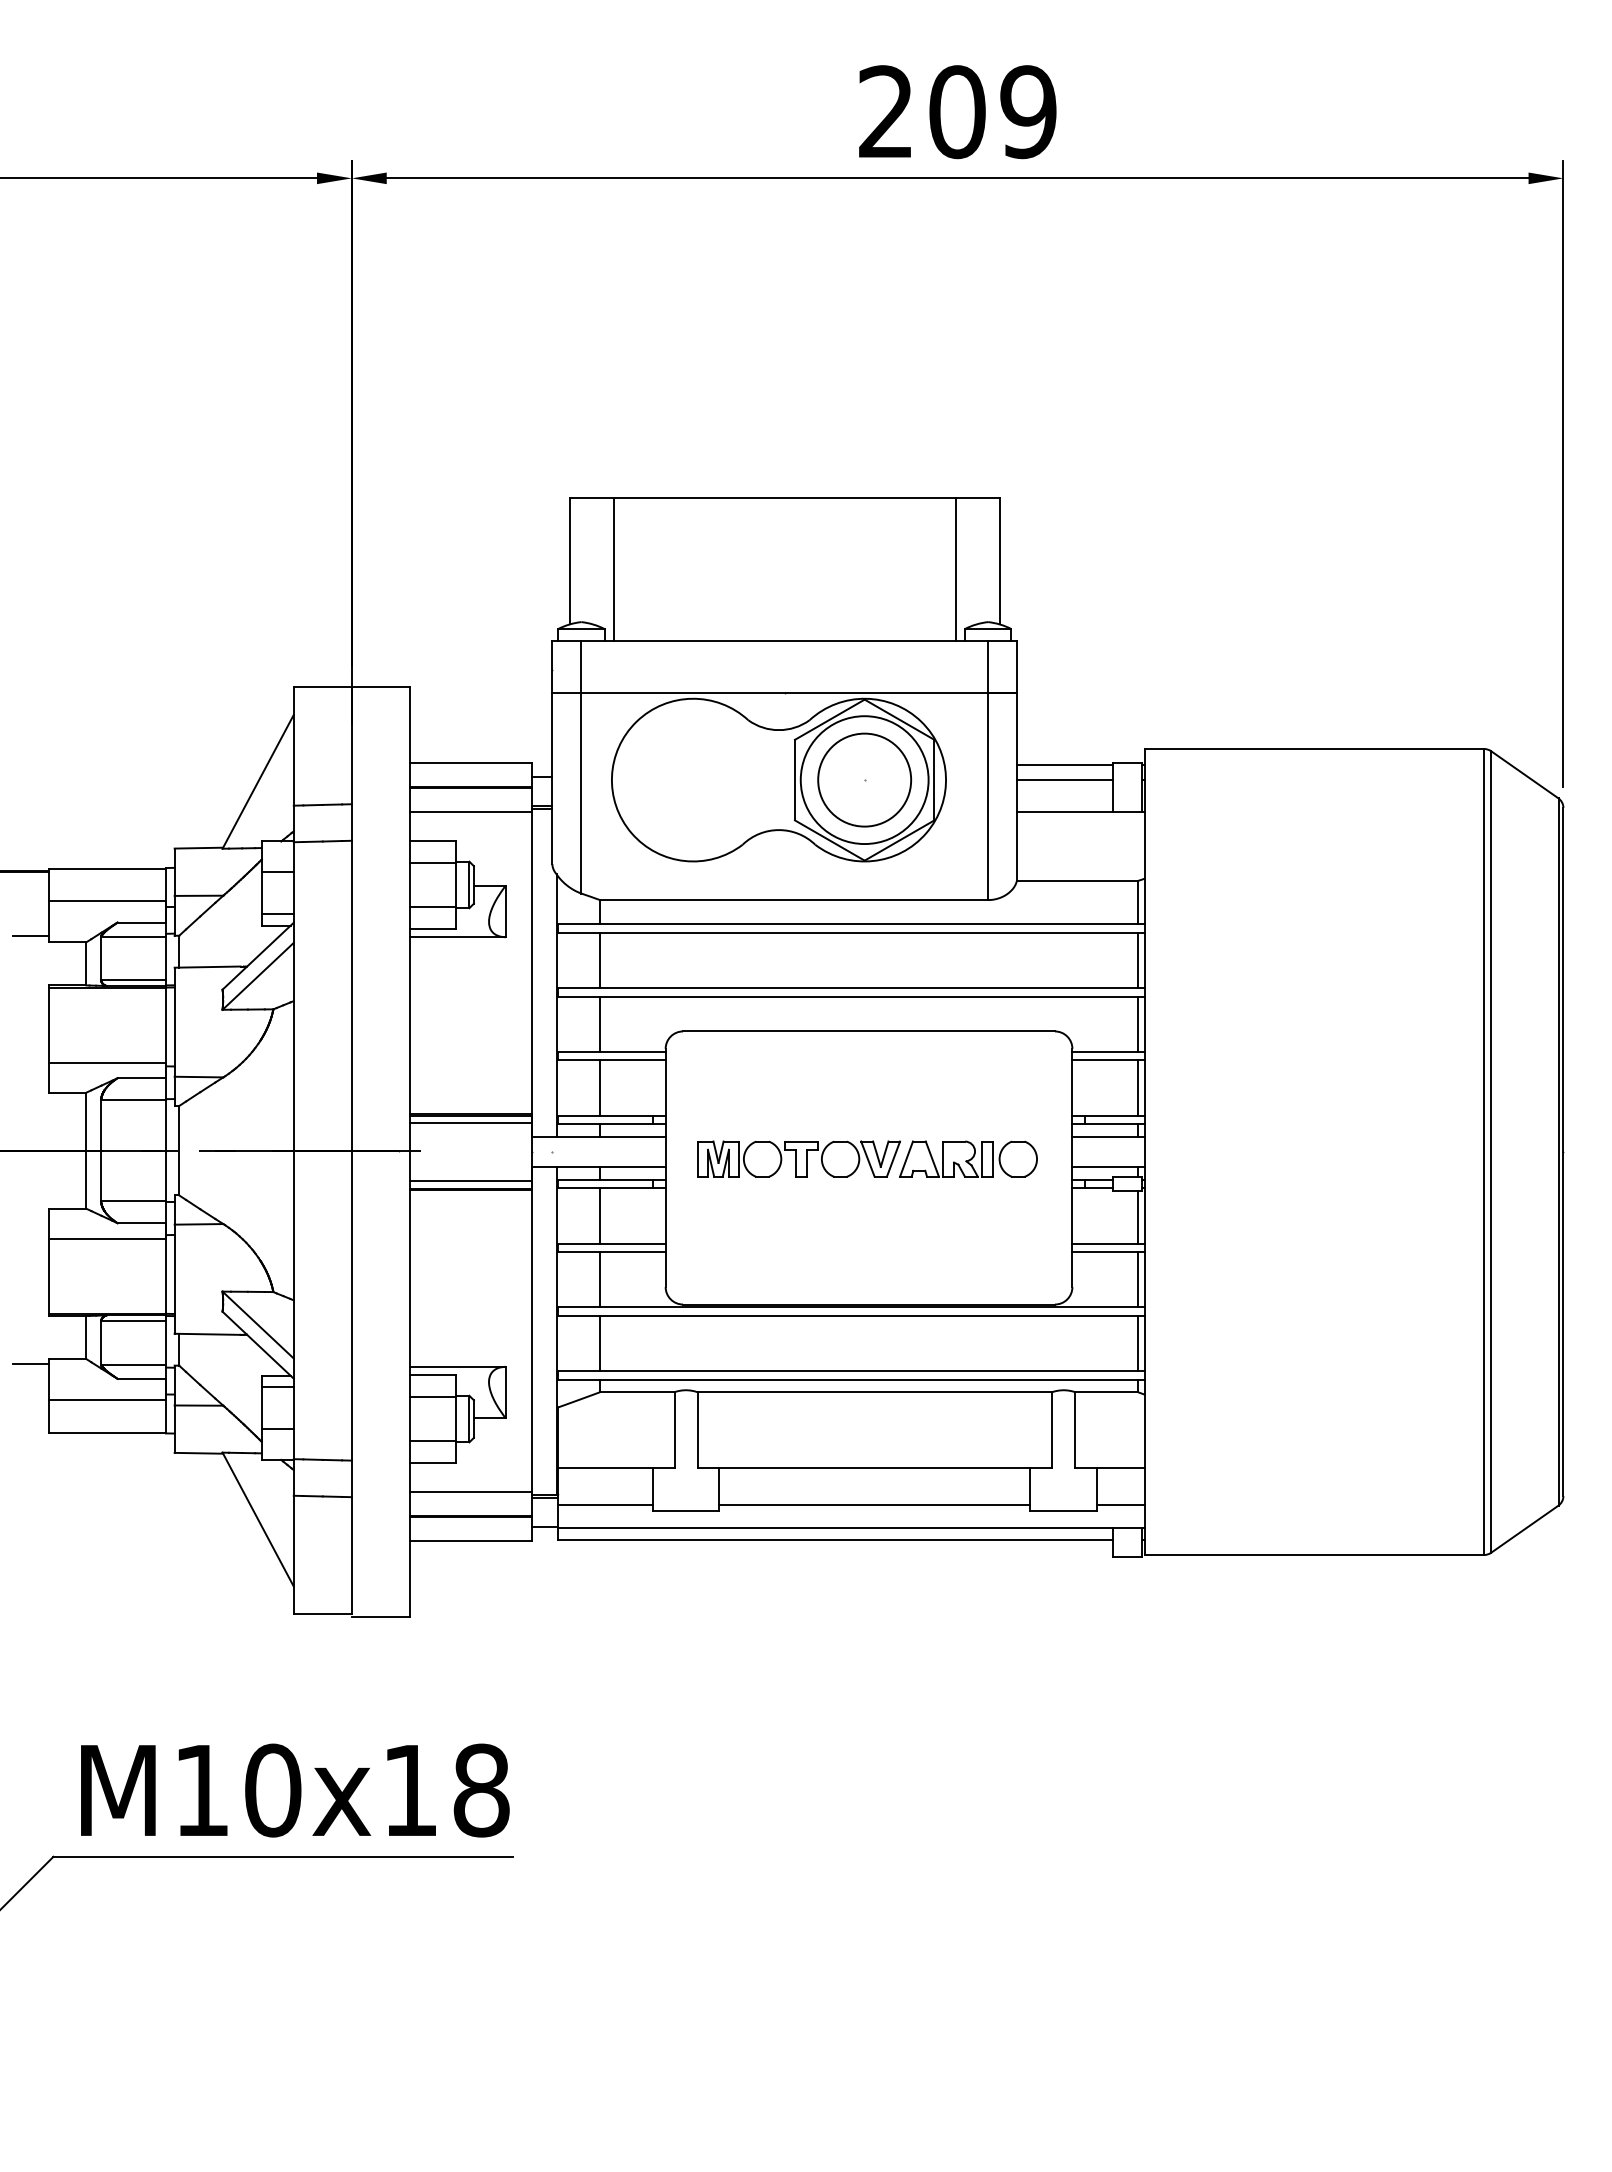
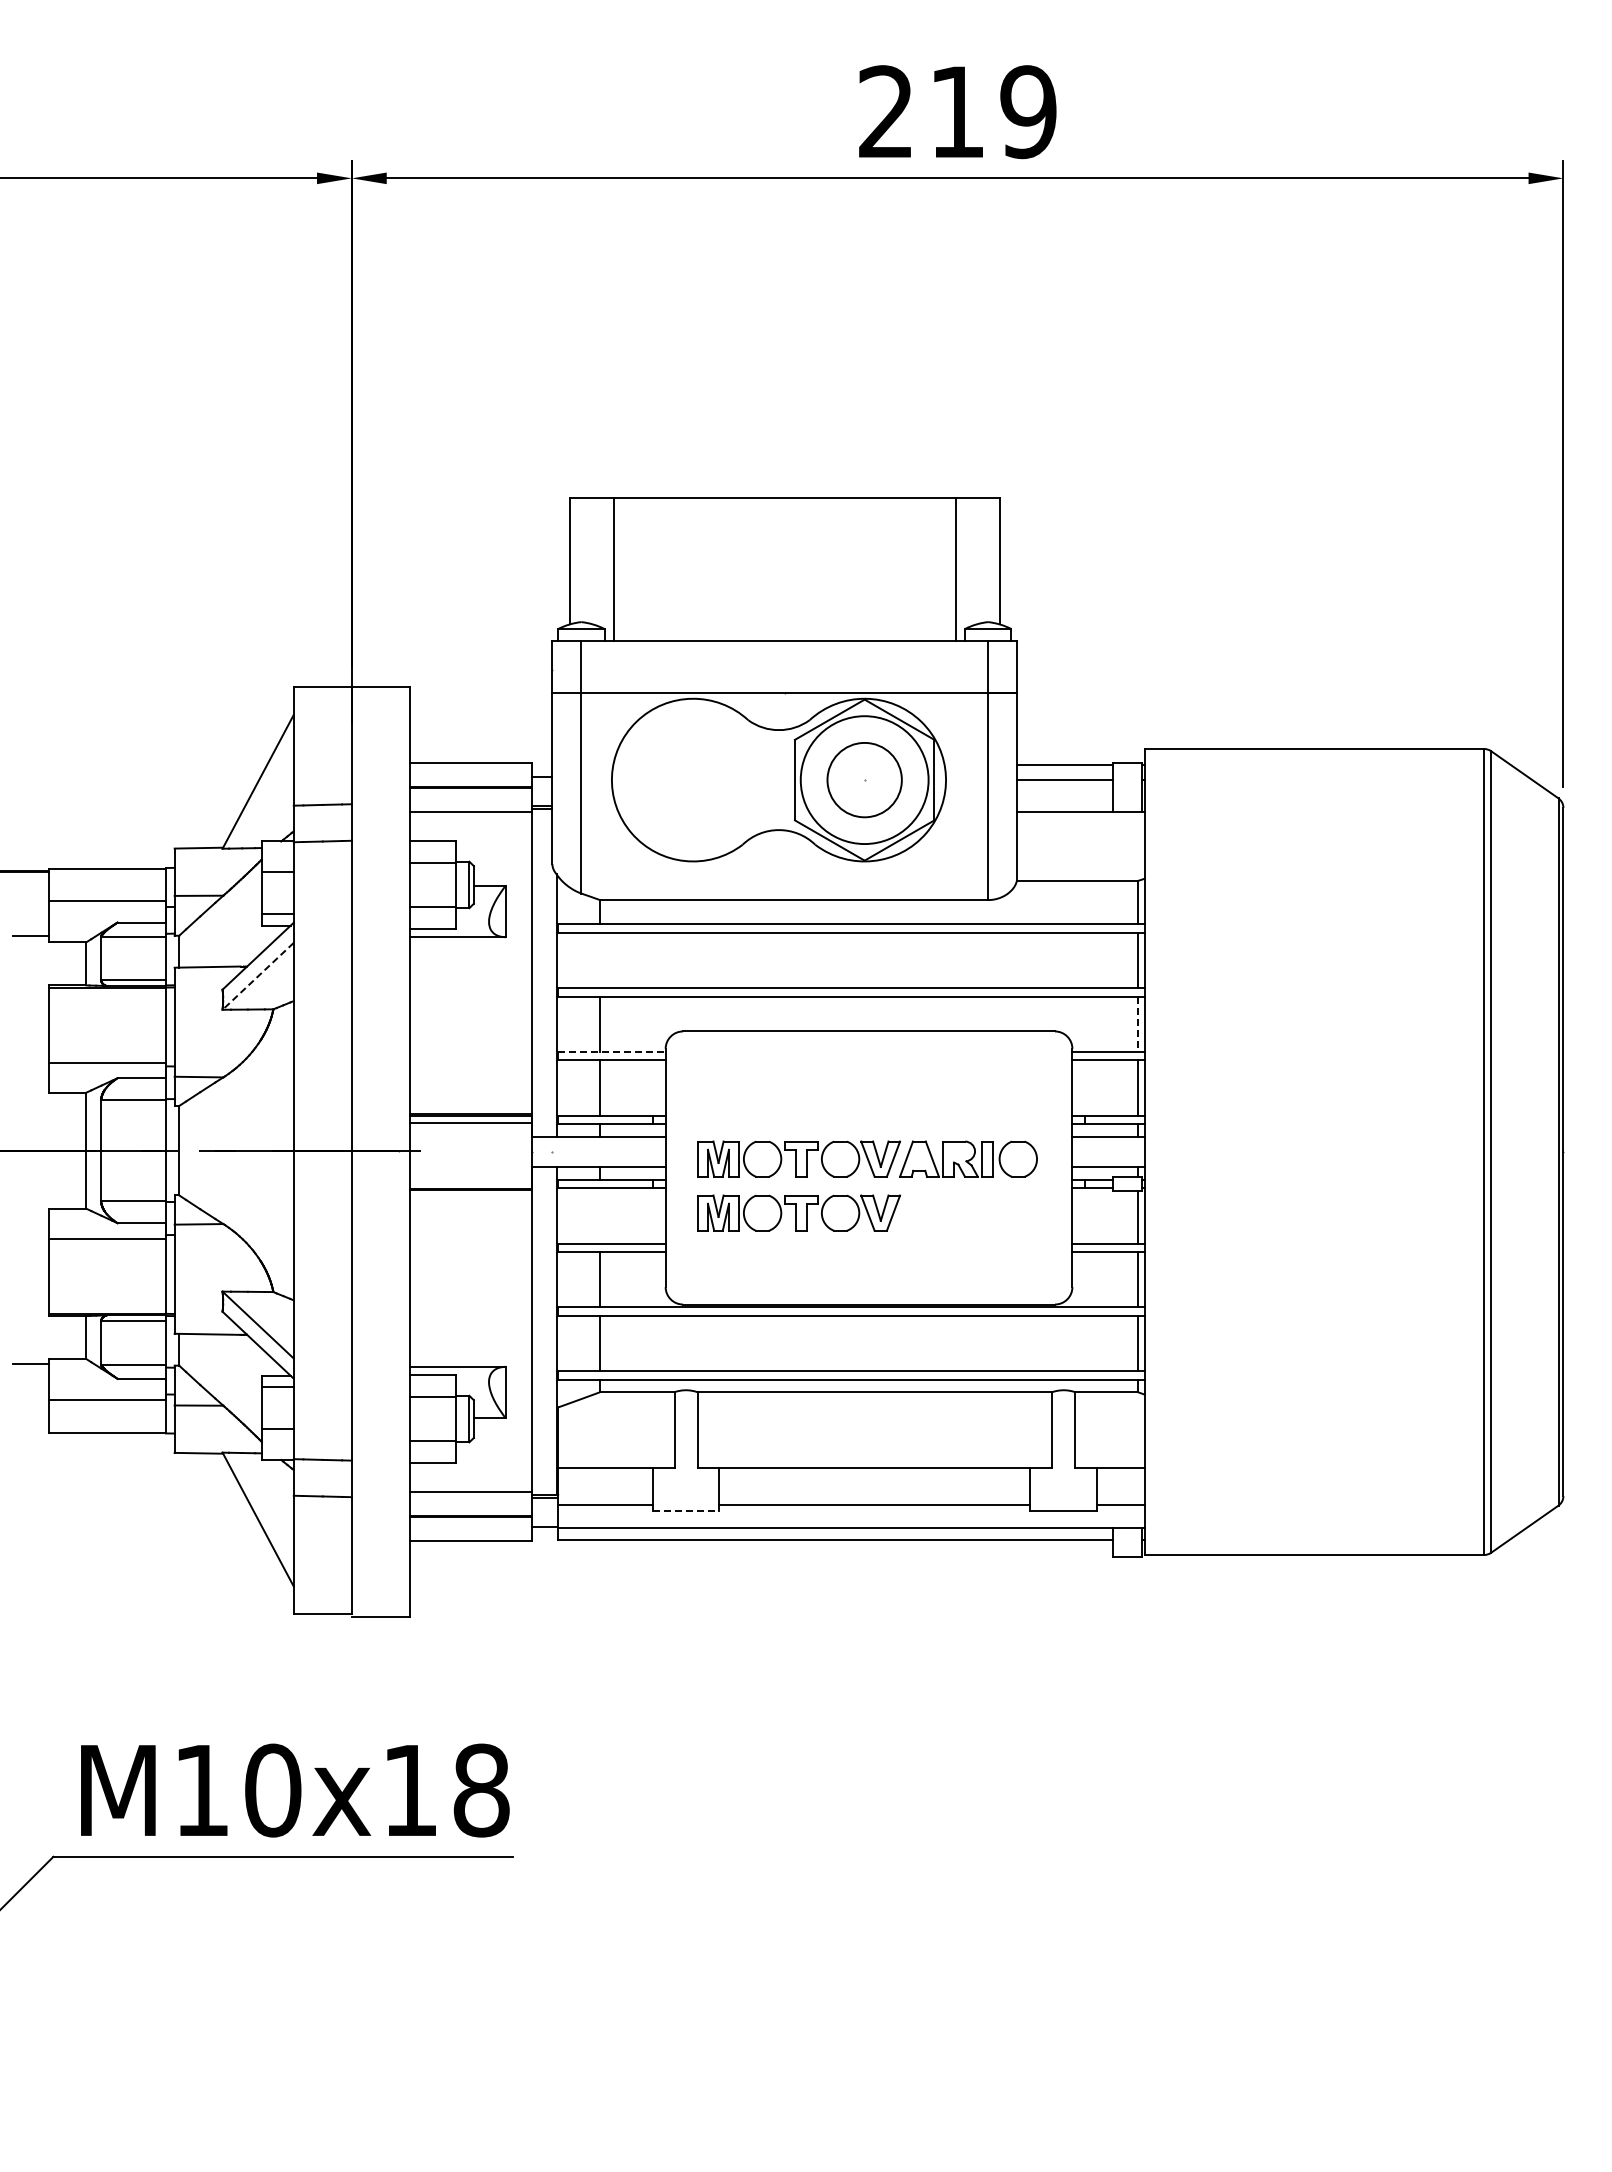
text: 209 -> 219 (957, 112)
circle diameter: 93 px -> 74 px (864, 779)
line: present -> none (600, 959)
line: solid -> dashed (258, 976)
line: solid -> dashed (1138, 1024)
line: solid -> dashed (611, 1051)
line: present -> none (470, 1180)
part: none -> present (799, 1212)
line: present -> none (600, 1215)
line: solid -> dashed (686, 1510)
